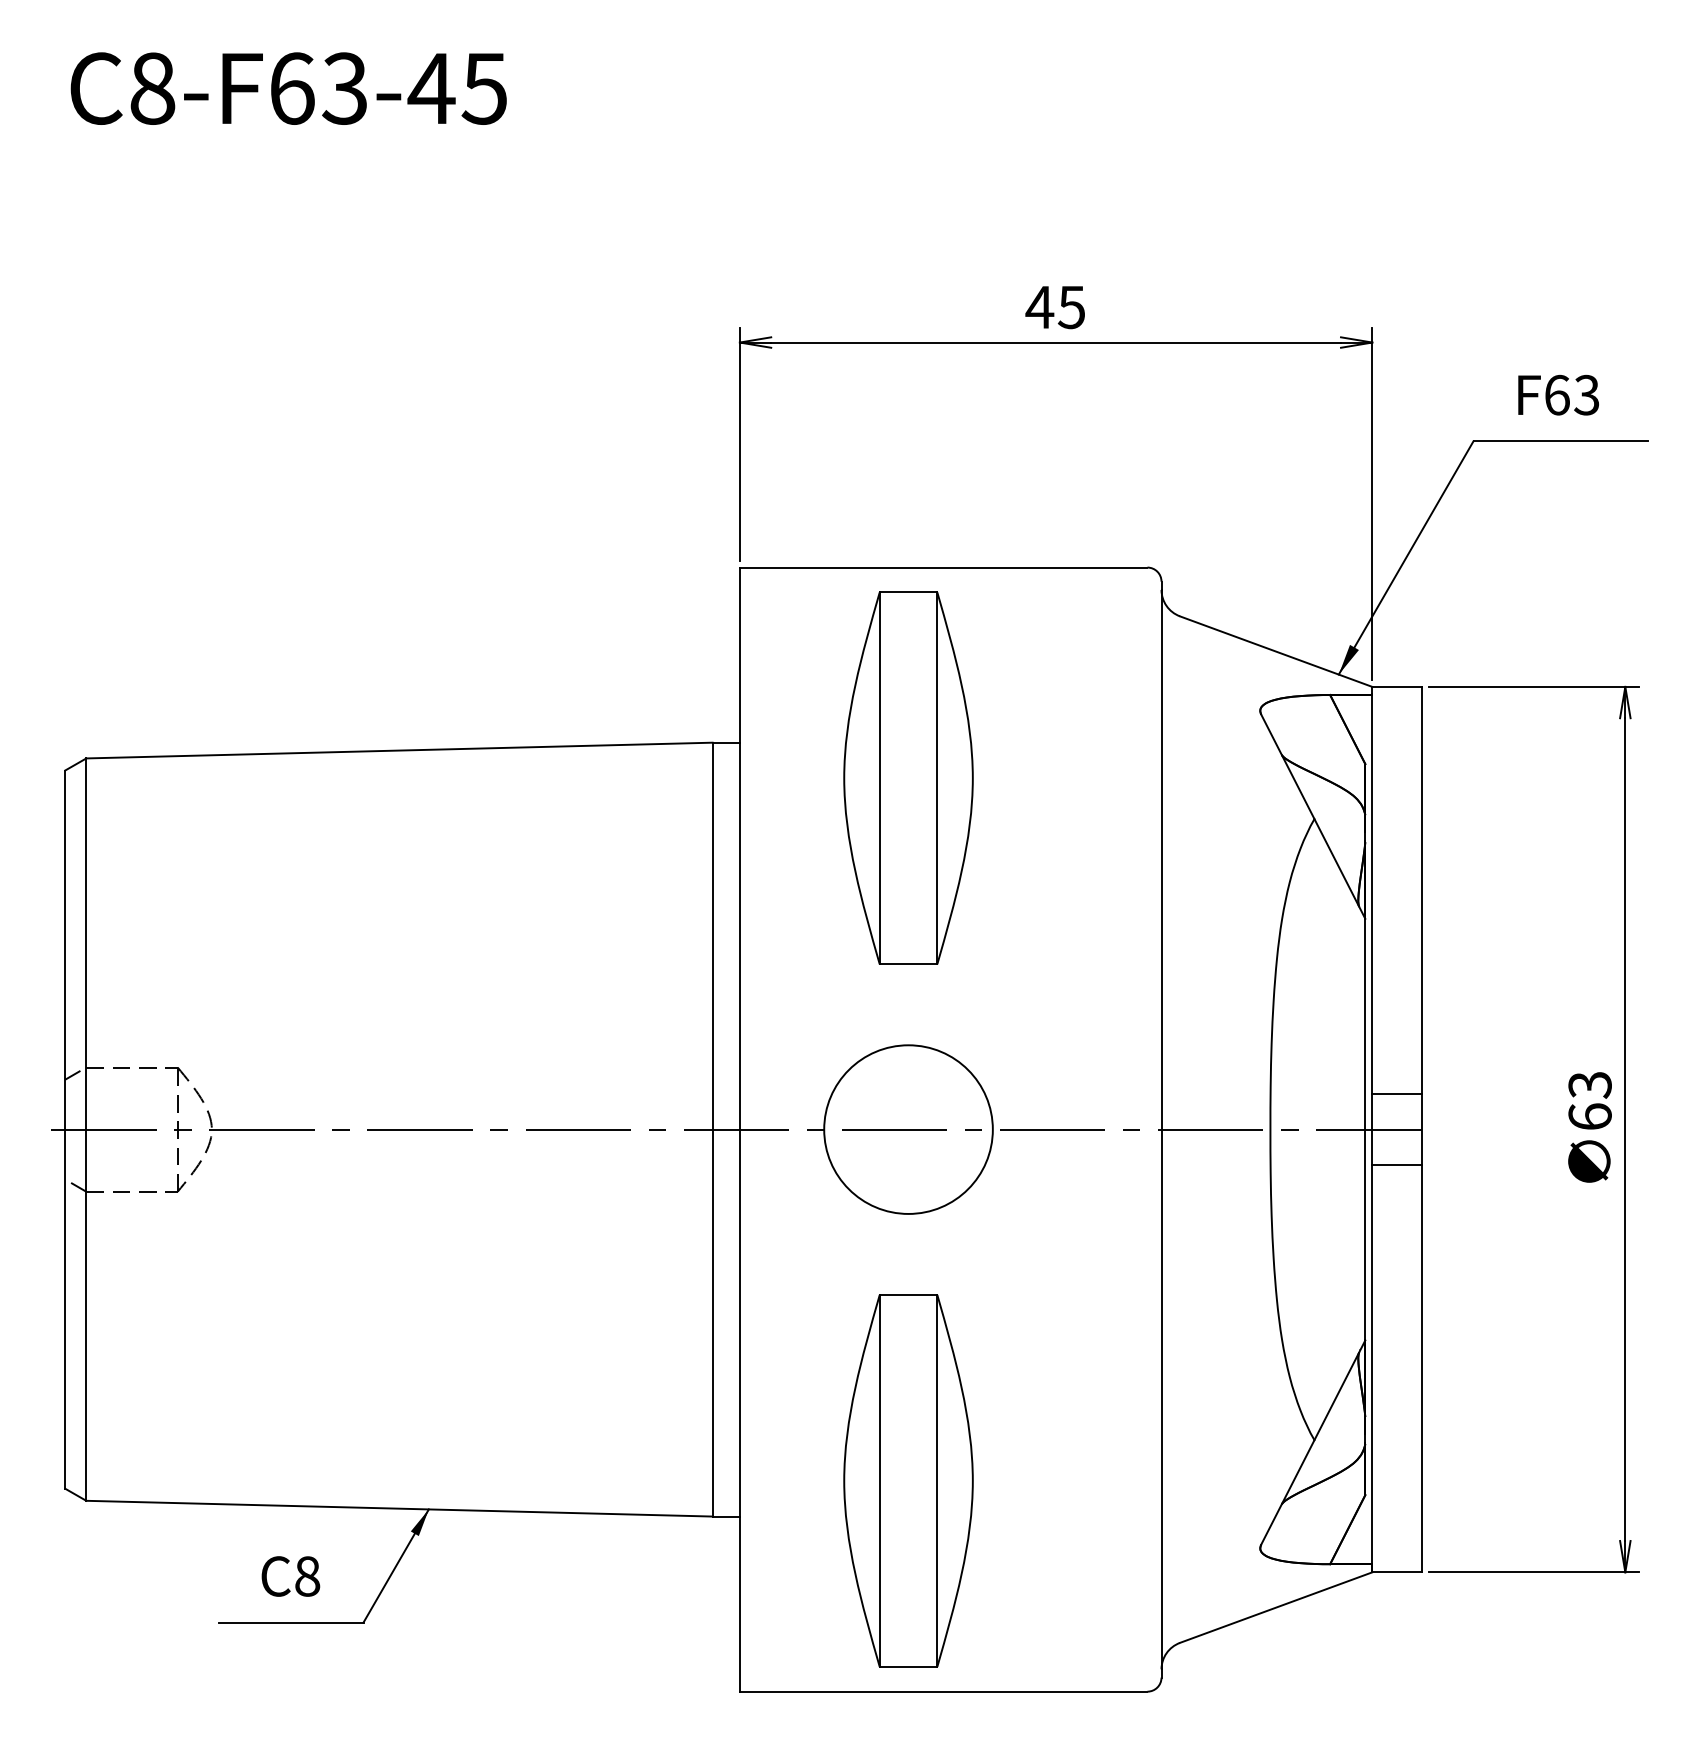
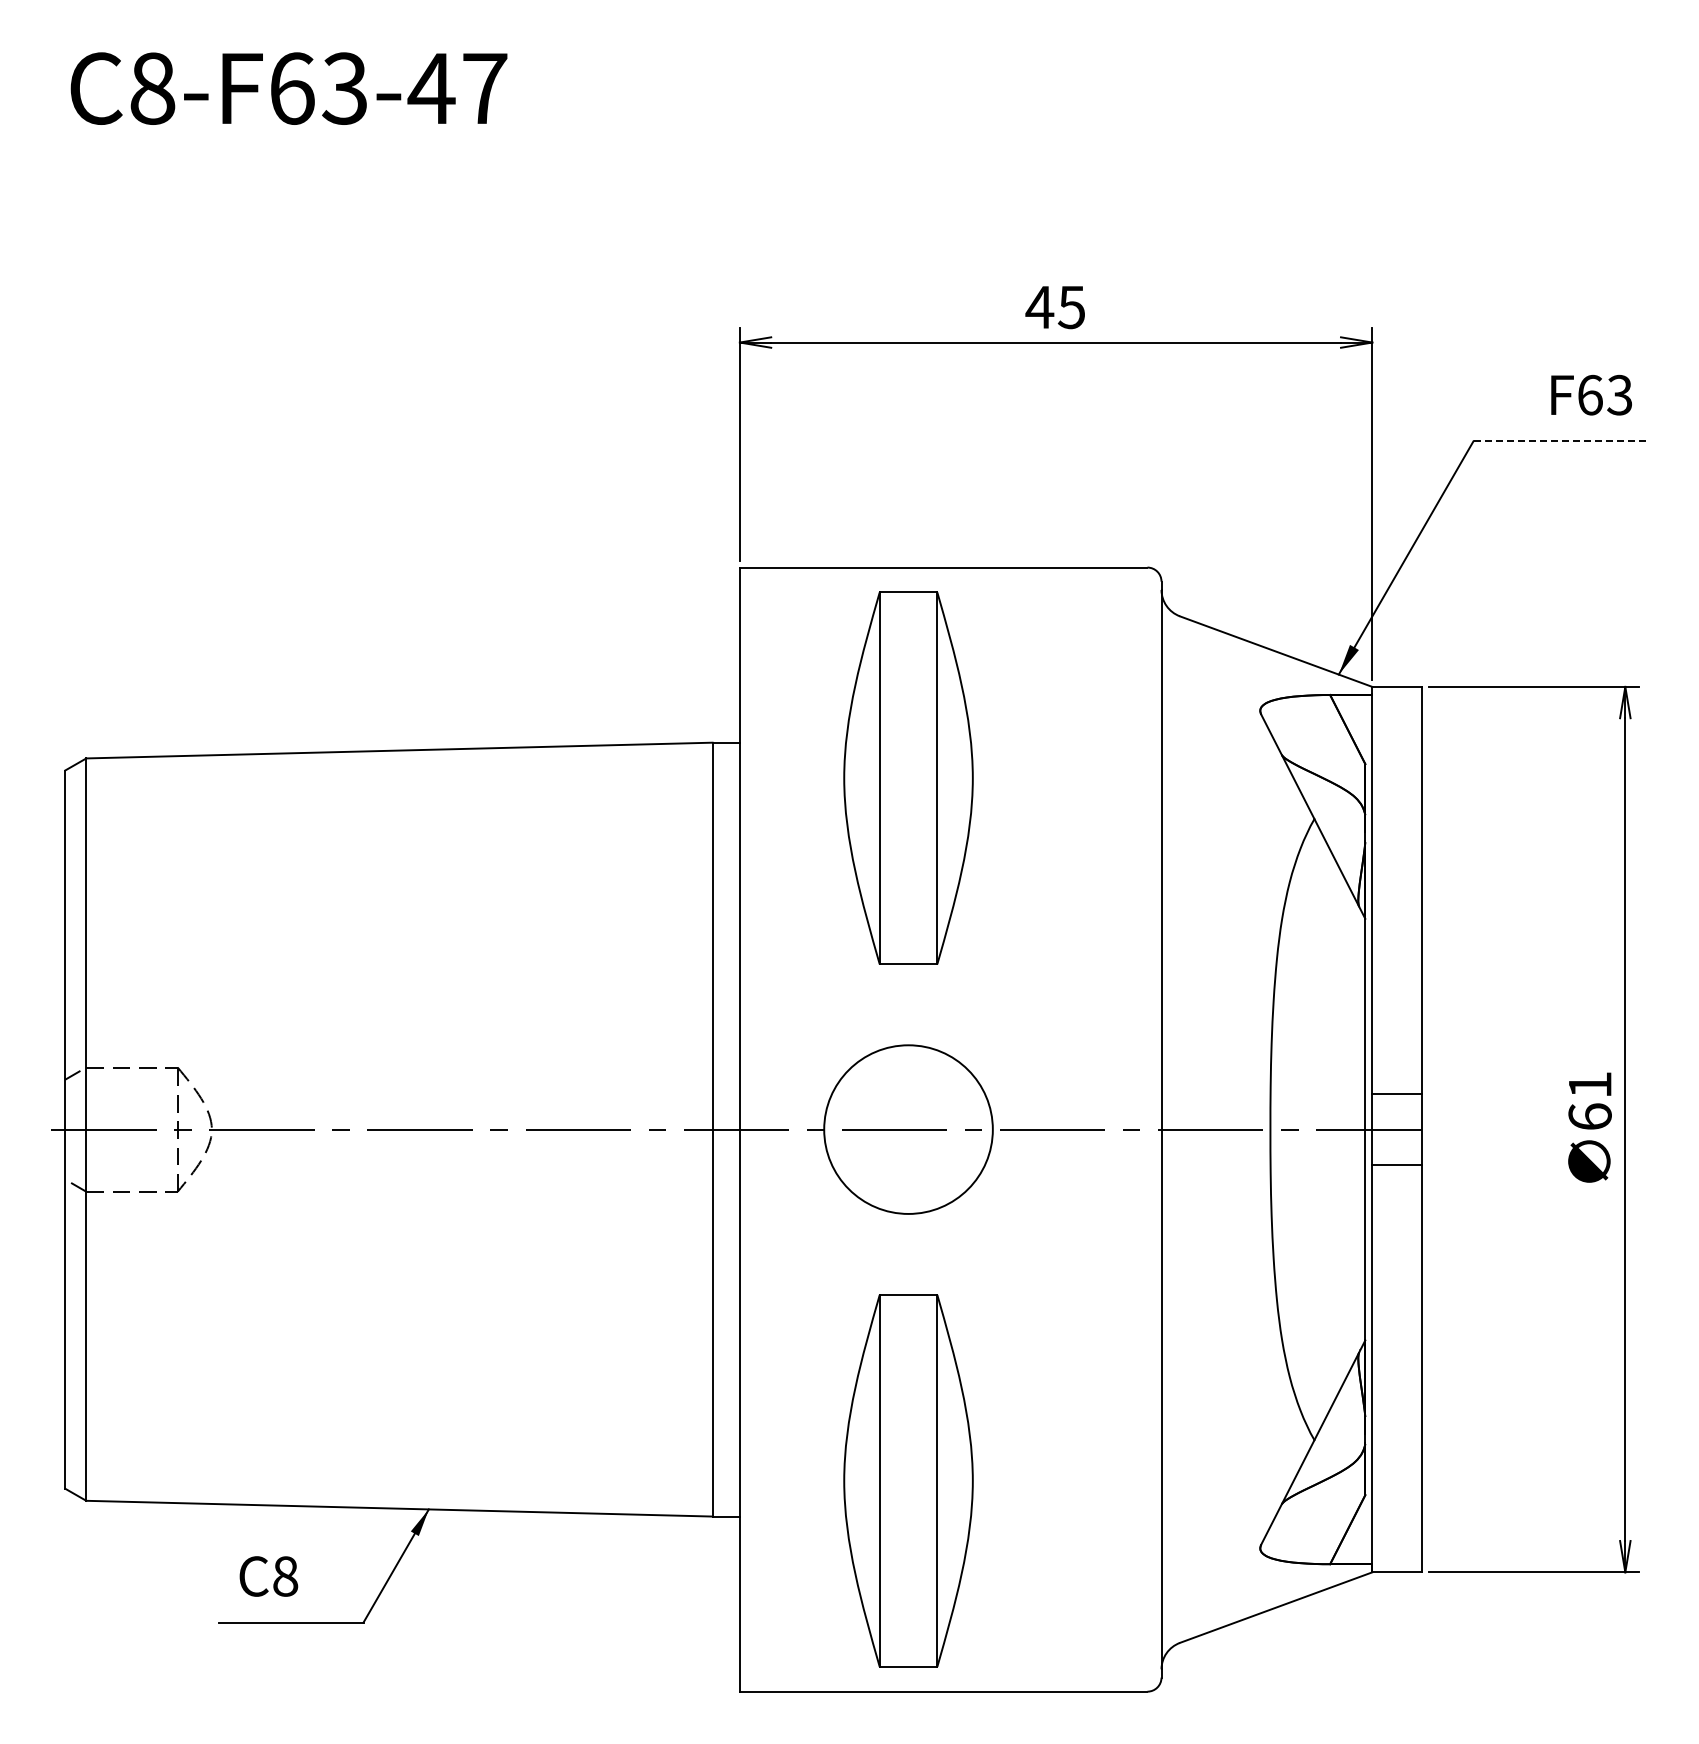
text: C8-F63-45 -> C8-F63-47 (484, 88)
text position: (1558, 394) -> (1591, 394) (1591, 394)
line: solid -> dashed (1561, 441)
text: 63 -> 61 (1589, 1085)
text position: (290, 1576) -> (268, 1576) (268, 1576)
